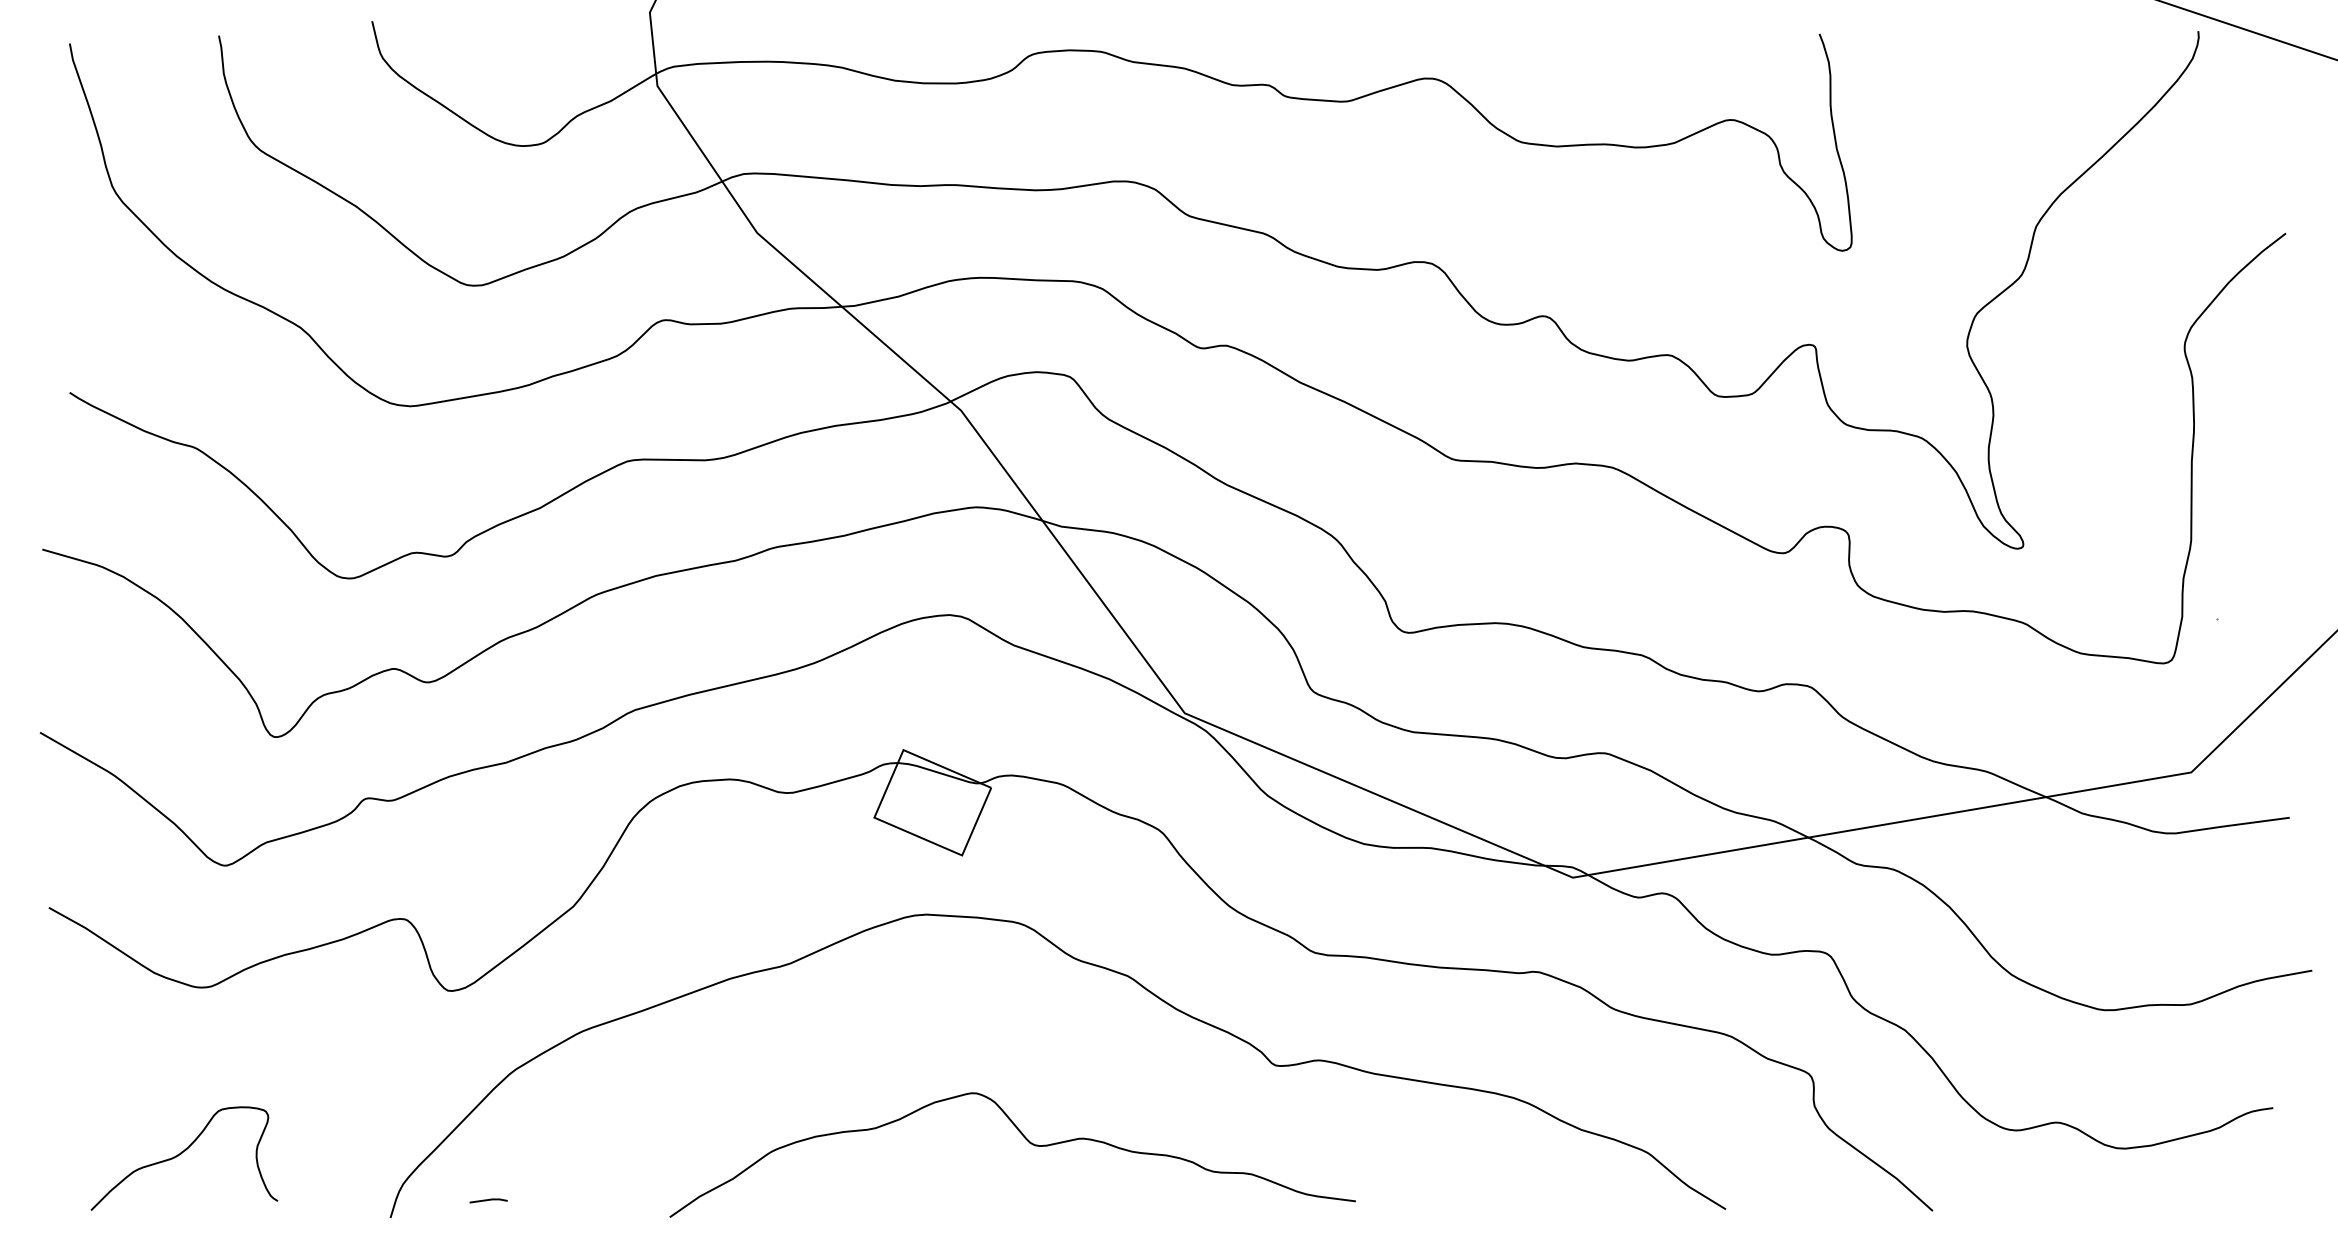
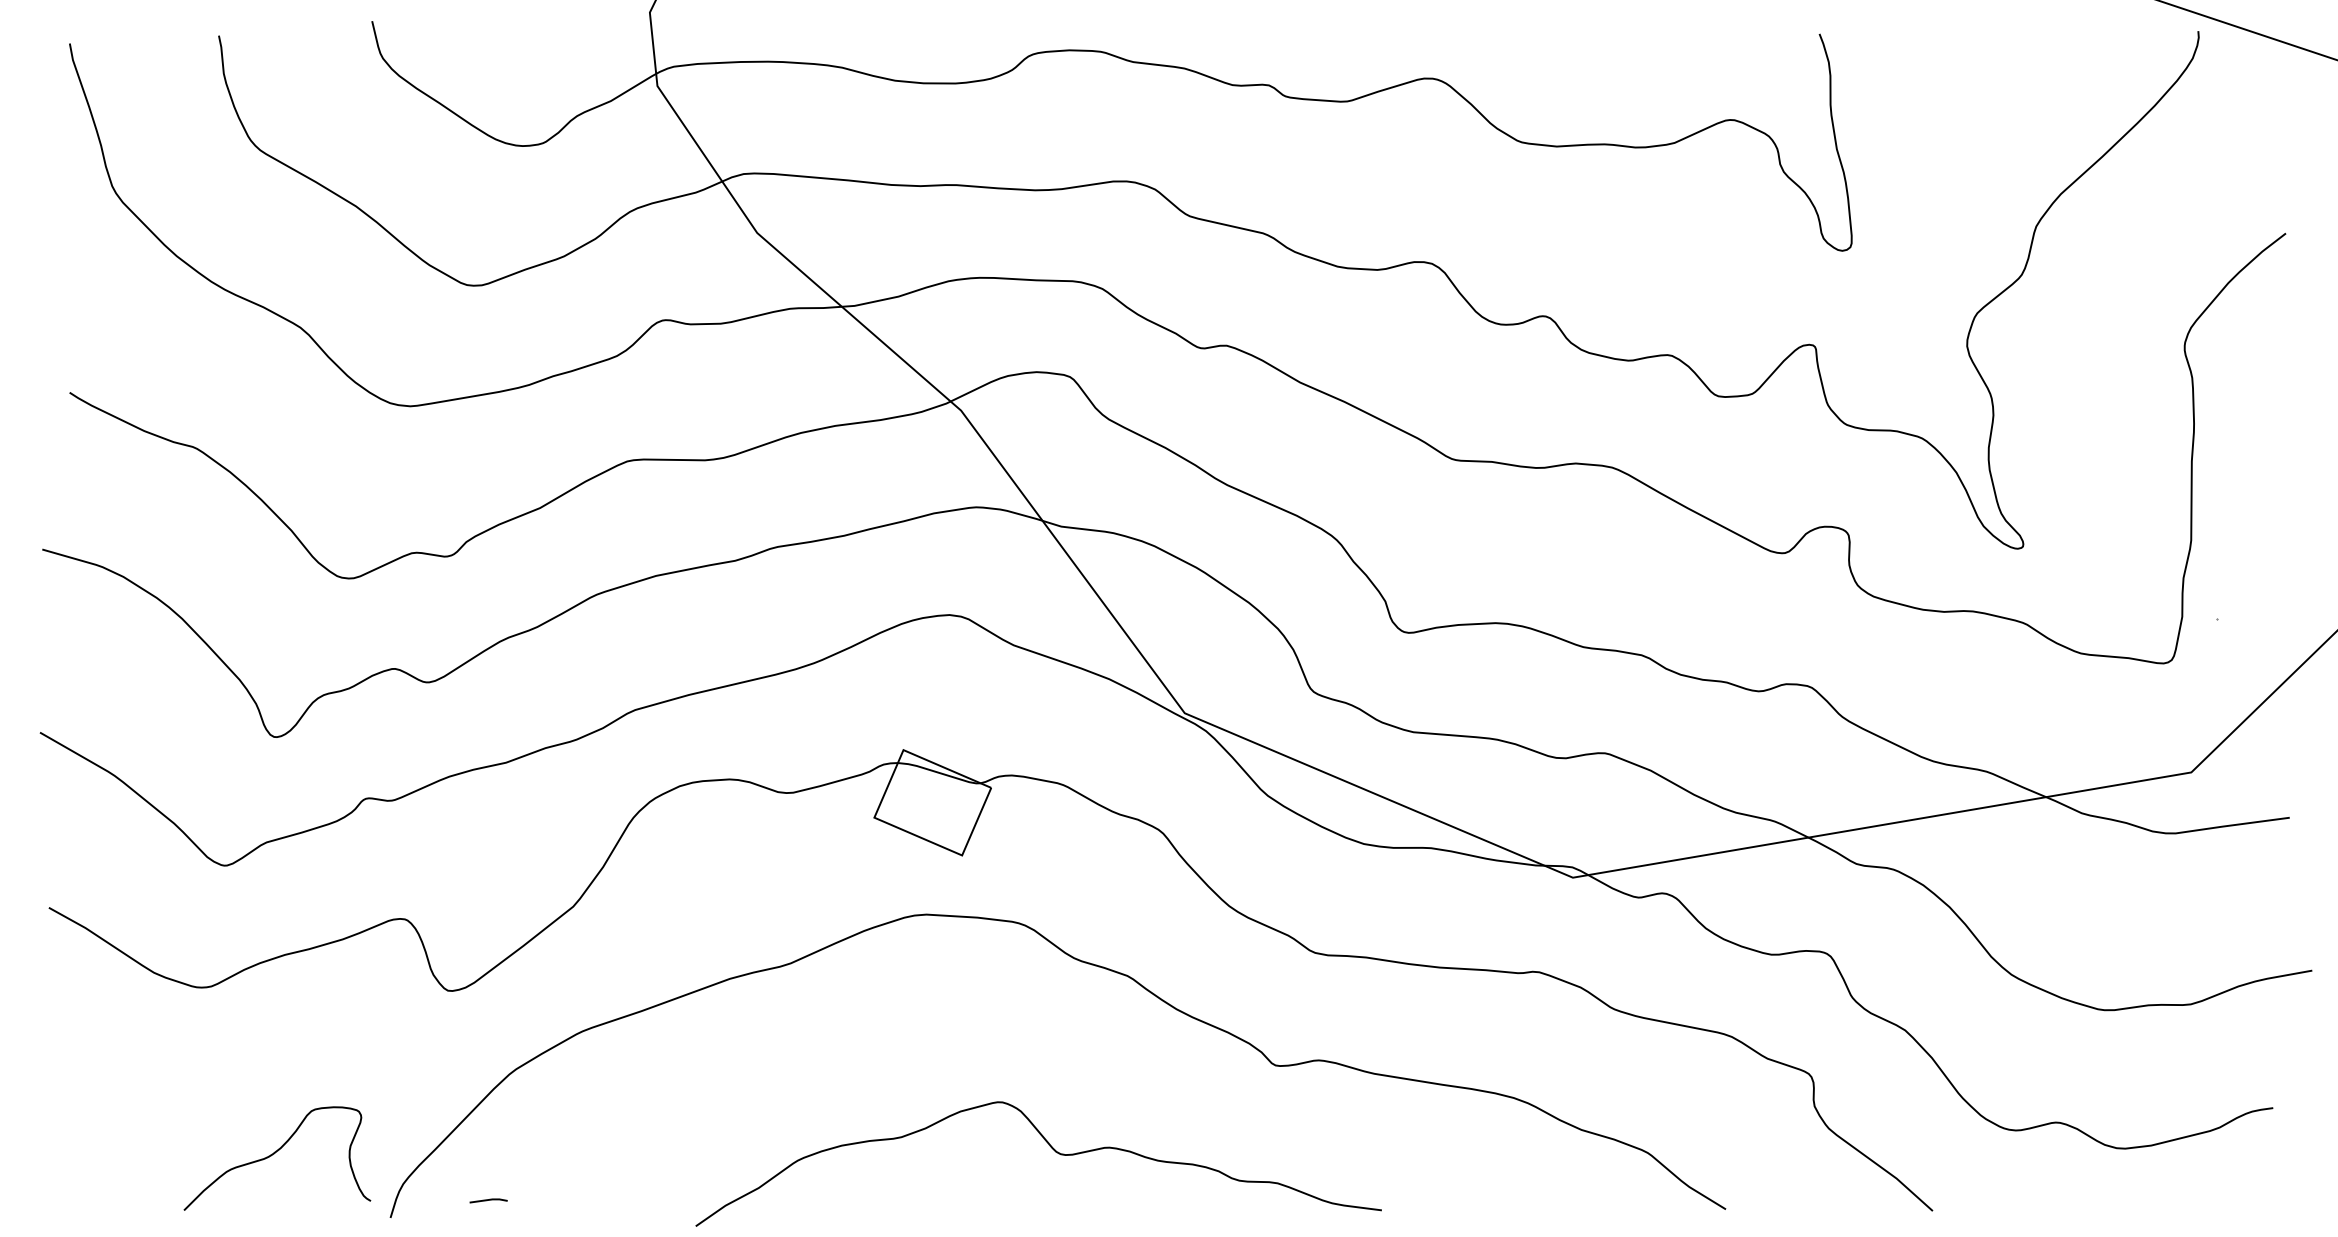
curve position: (1026, 1140) -> (1052, 1149) (1052, 1149)
curve position: (181, 1154) -> (274, 1154) (274, 1154)
